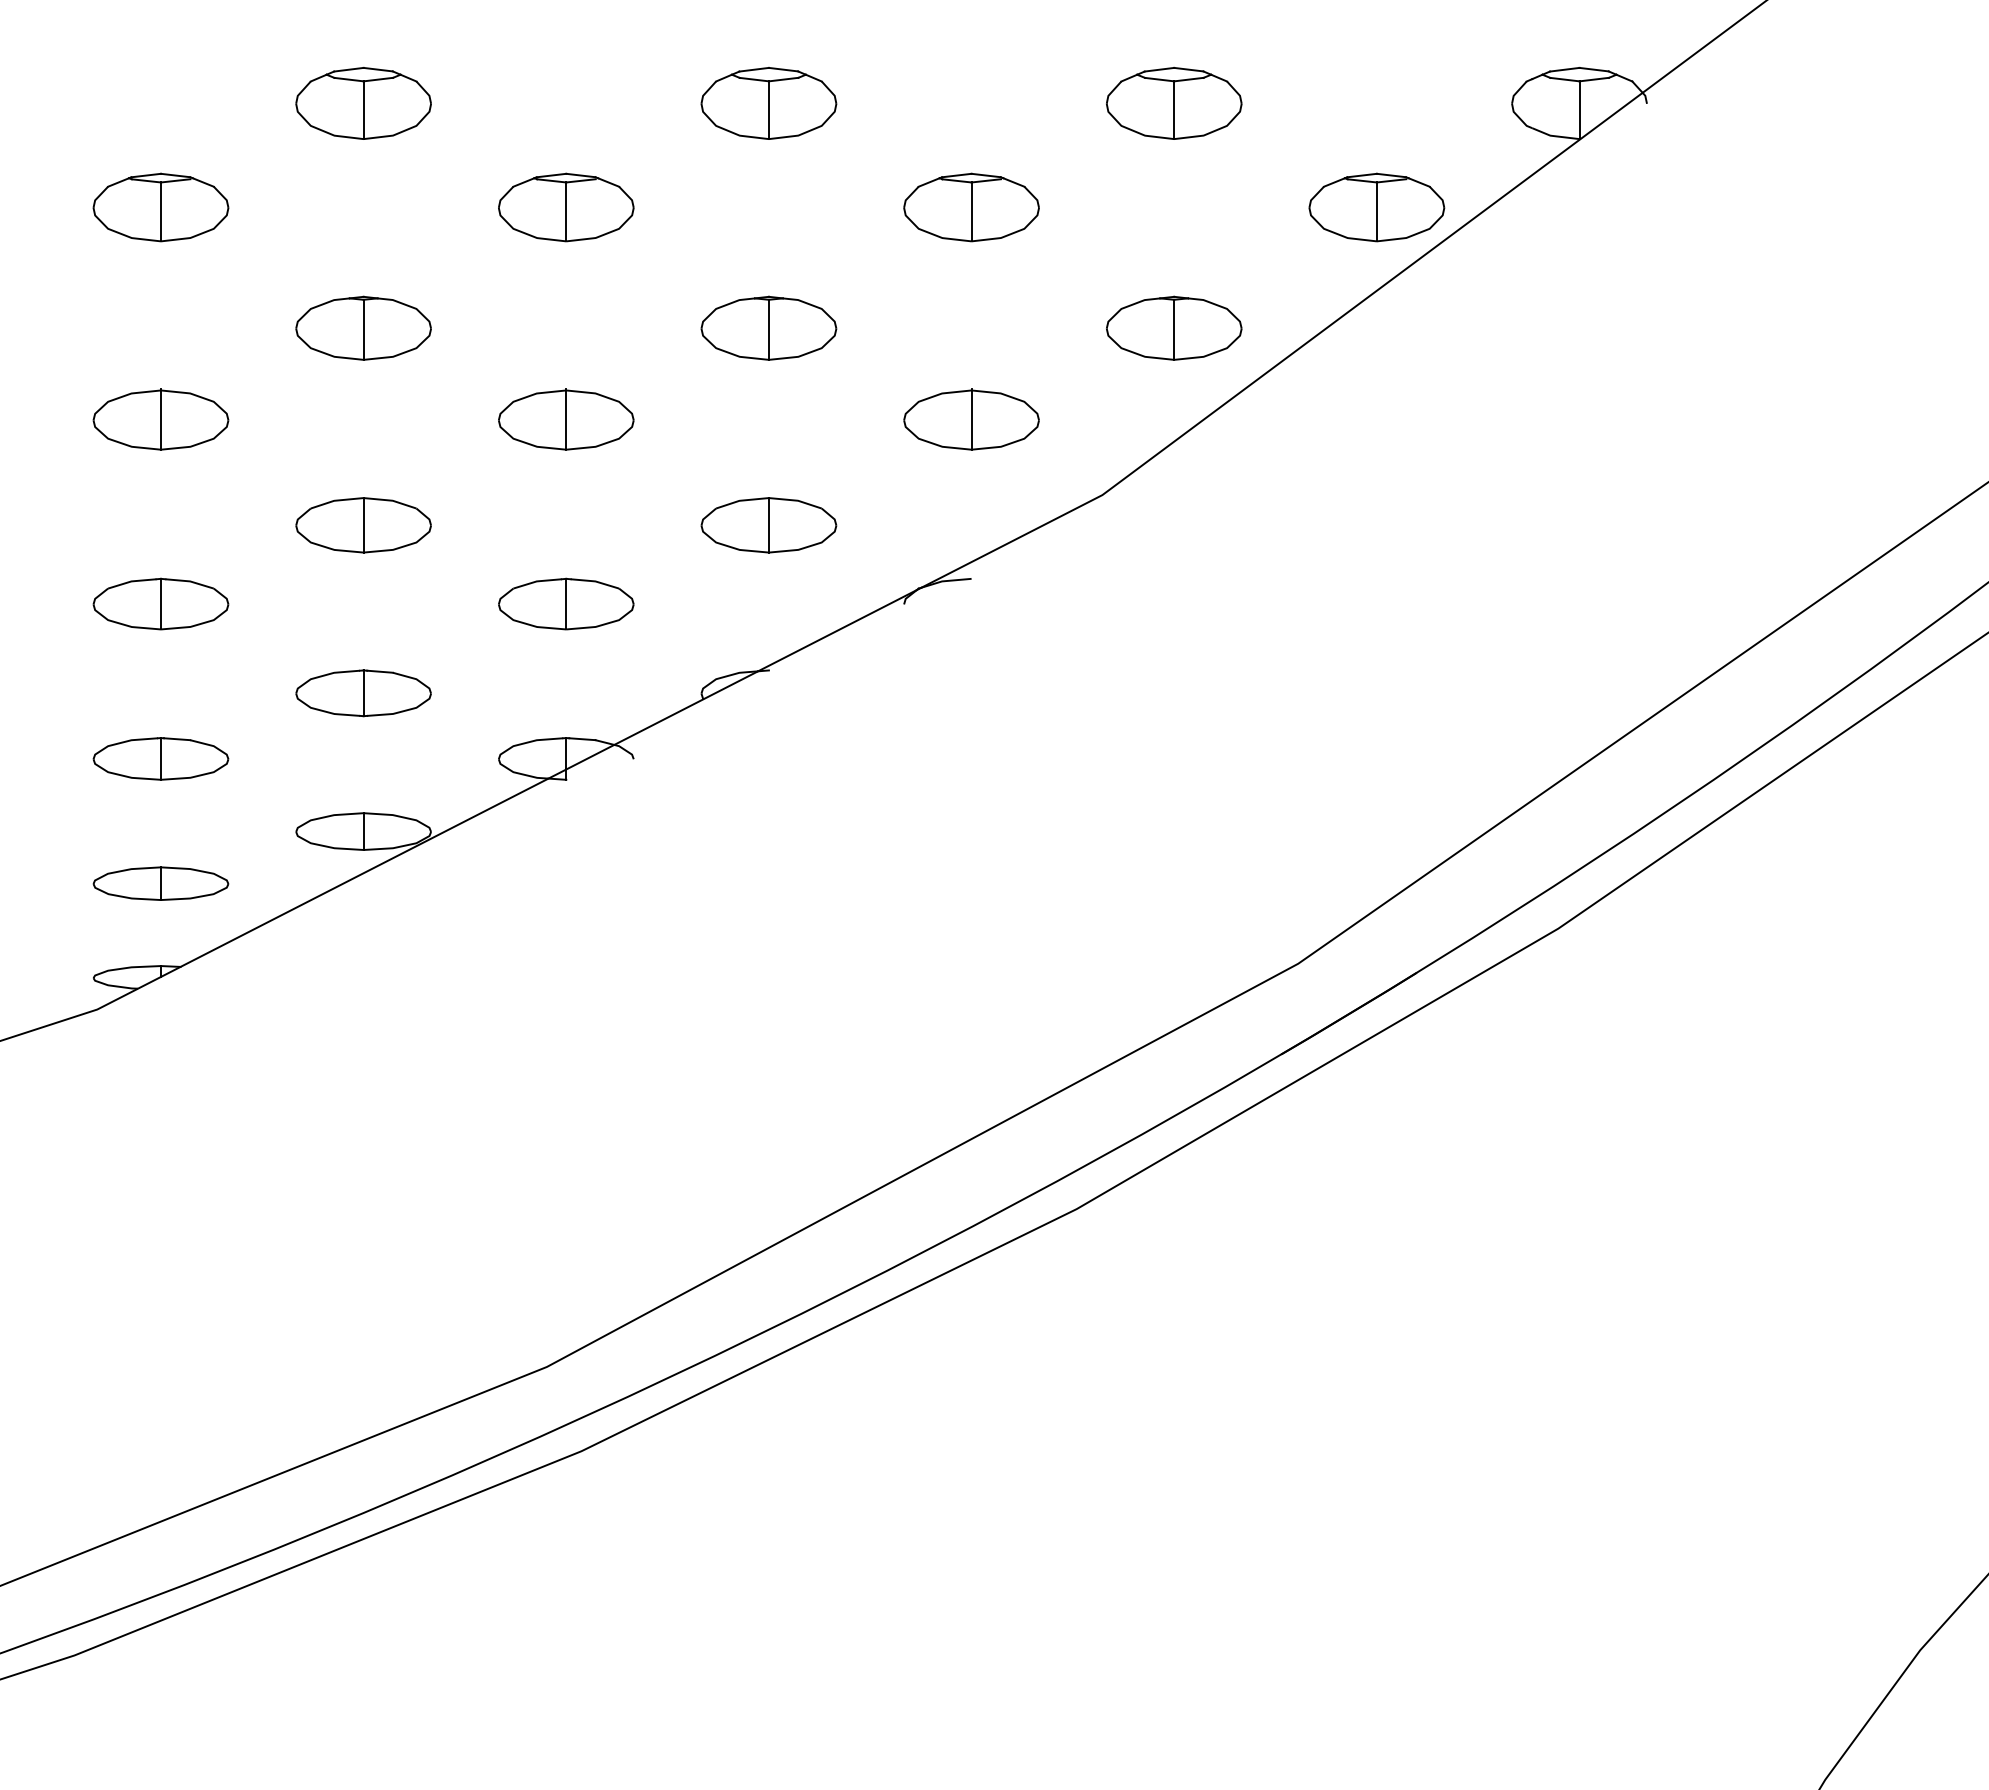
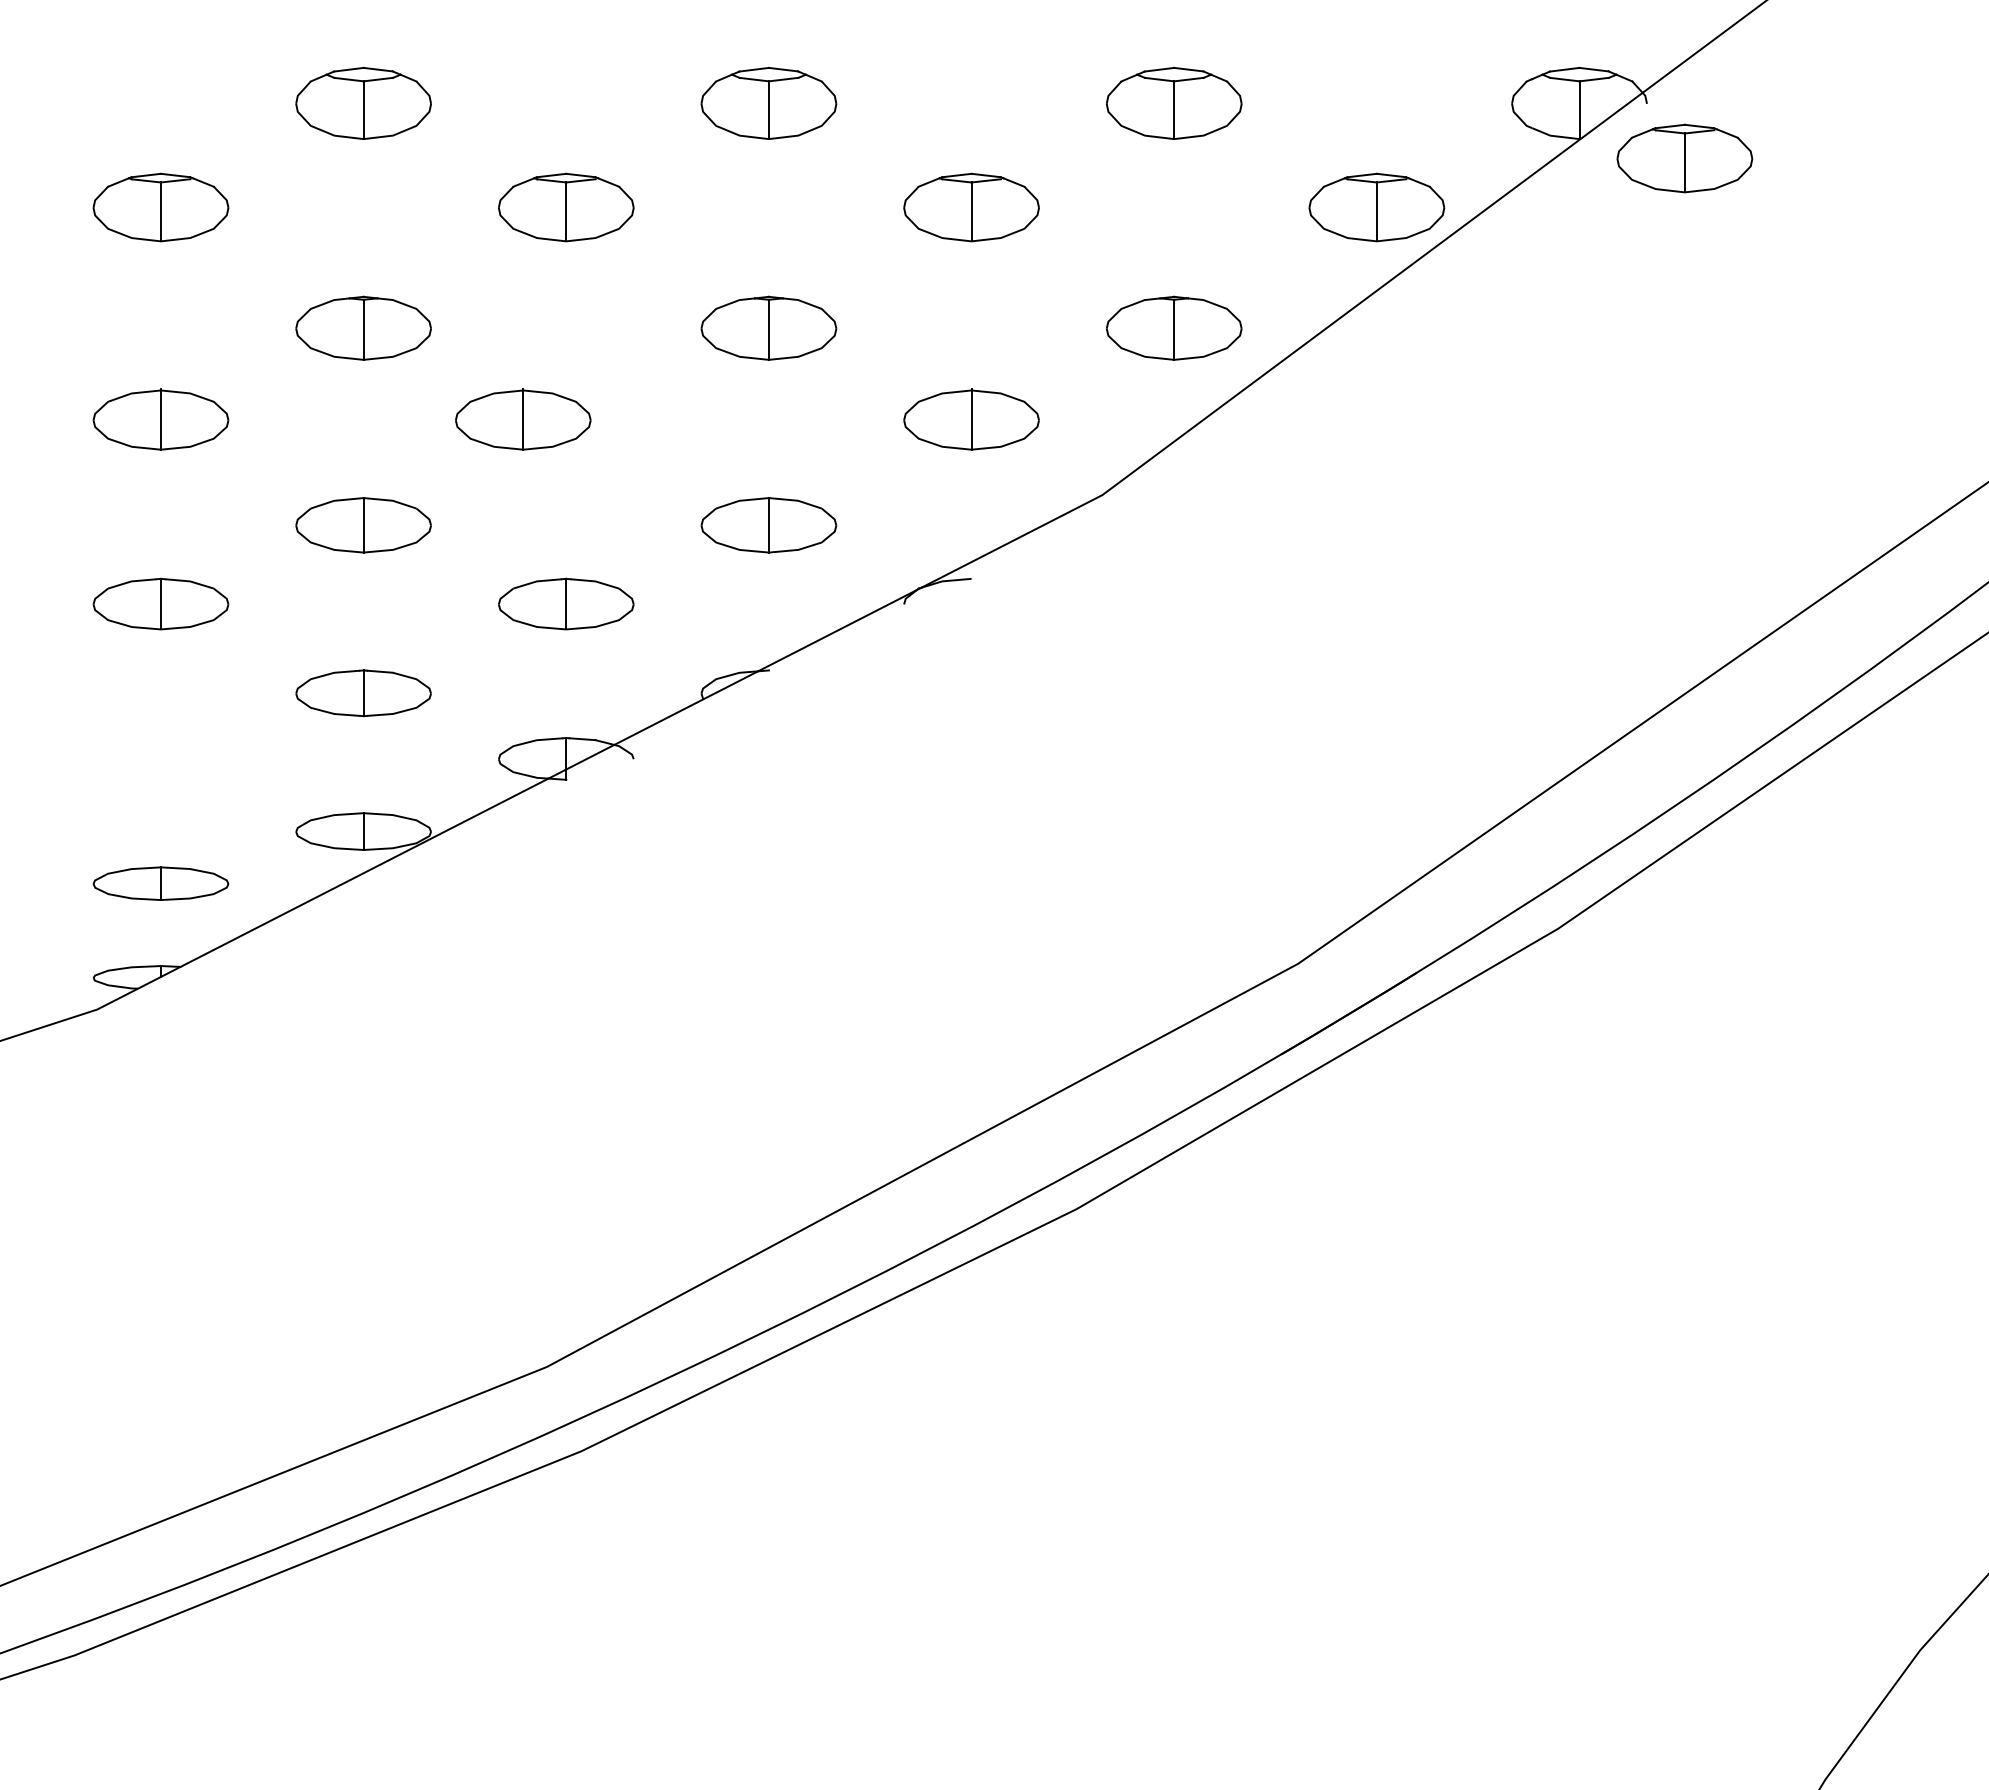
part: none -> present (1684, 158)
part position: (566, 419) -> (523, 419) (523, 419)
part: present -> none (160, 758)
